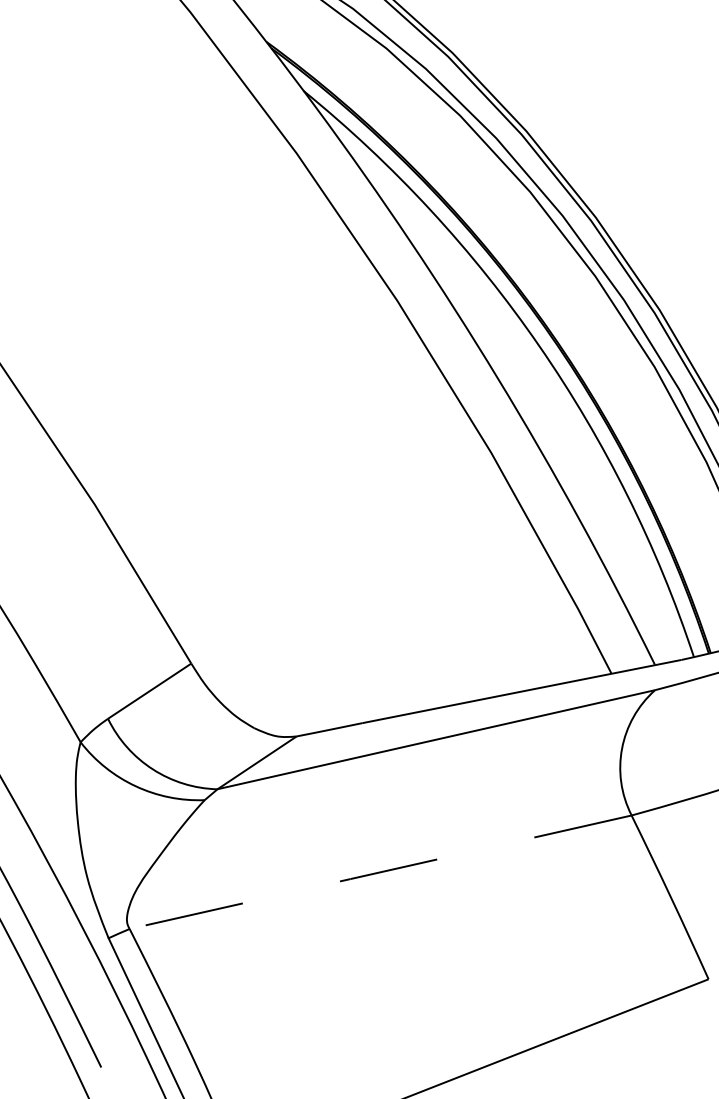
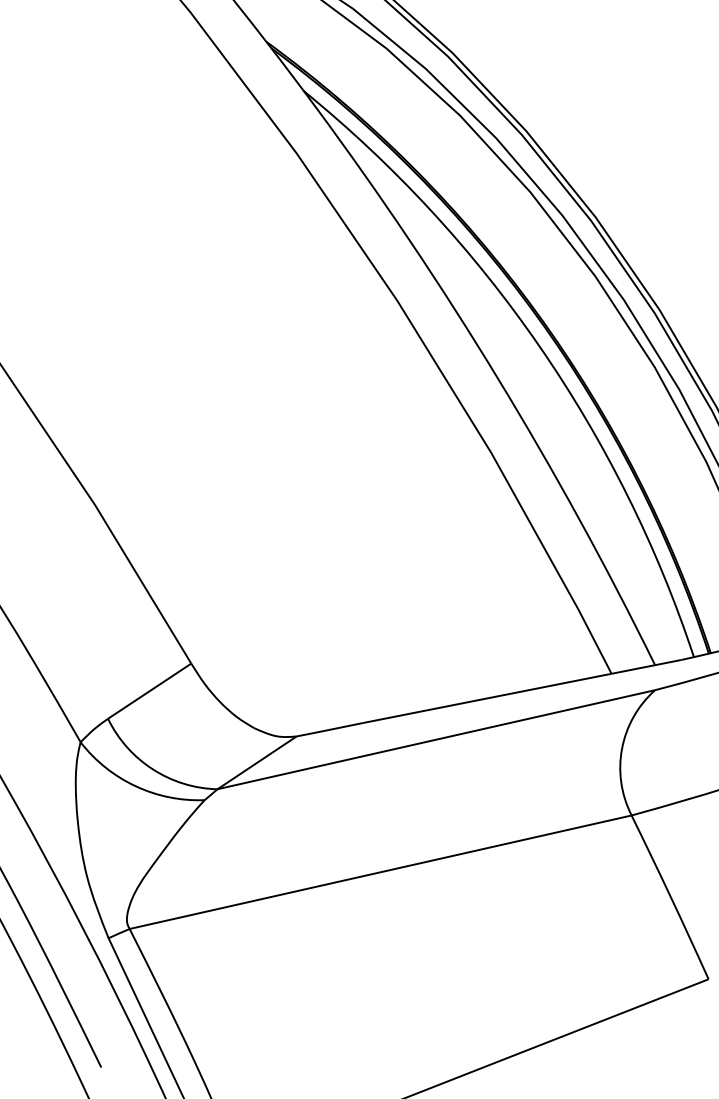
line: dashed -> solid (379, 872)
